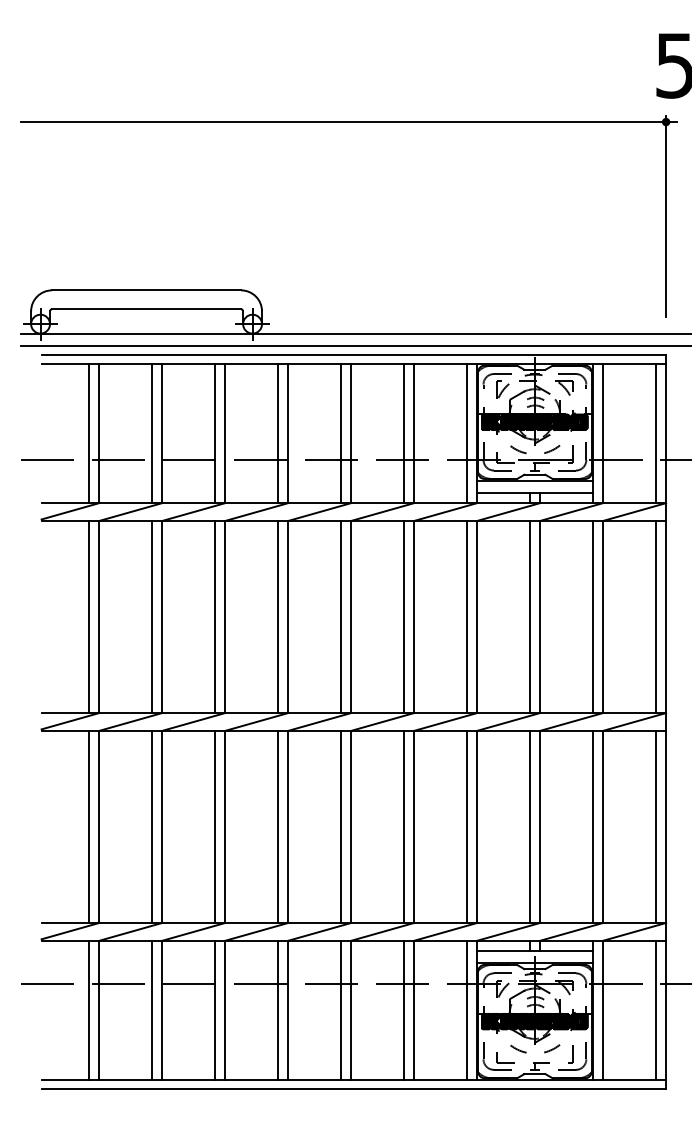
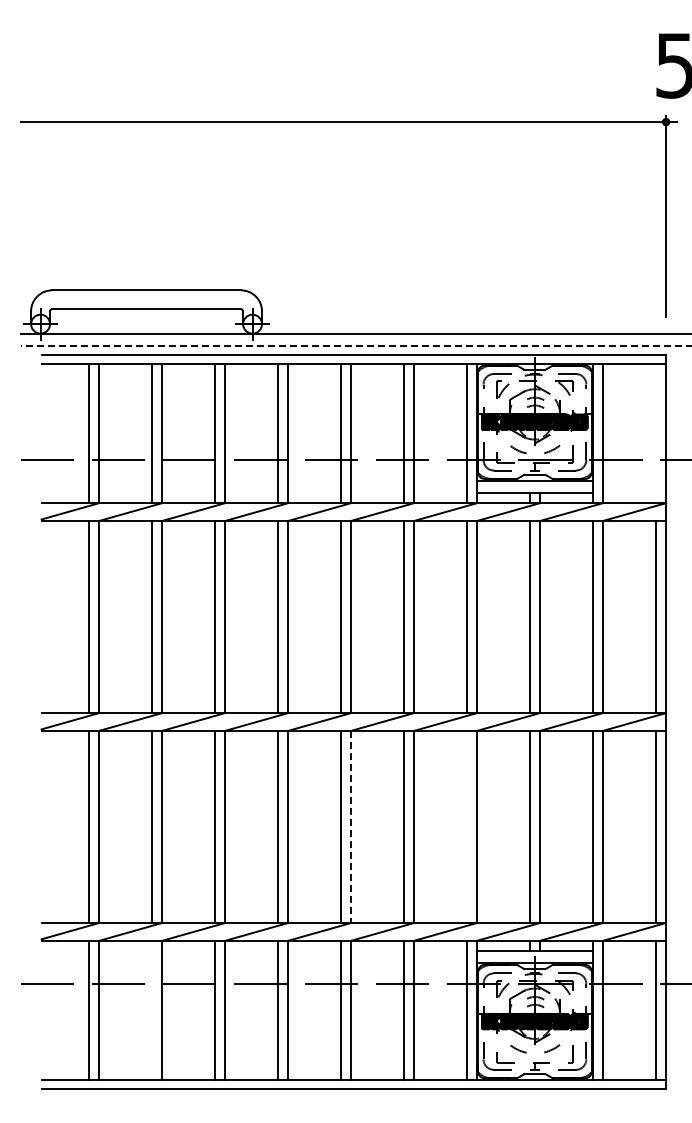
line: solid -> dashed (355, 346)
line: present -> none (655, 433)
line: present -> none (466, 826)
line: solid -> dashed (351, 827)
line: present -> none (151, 1009)
